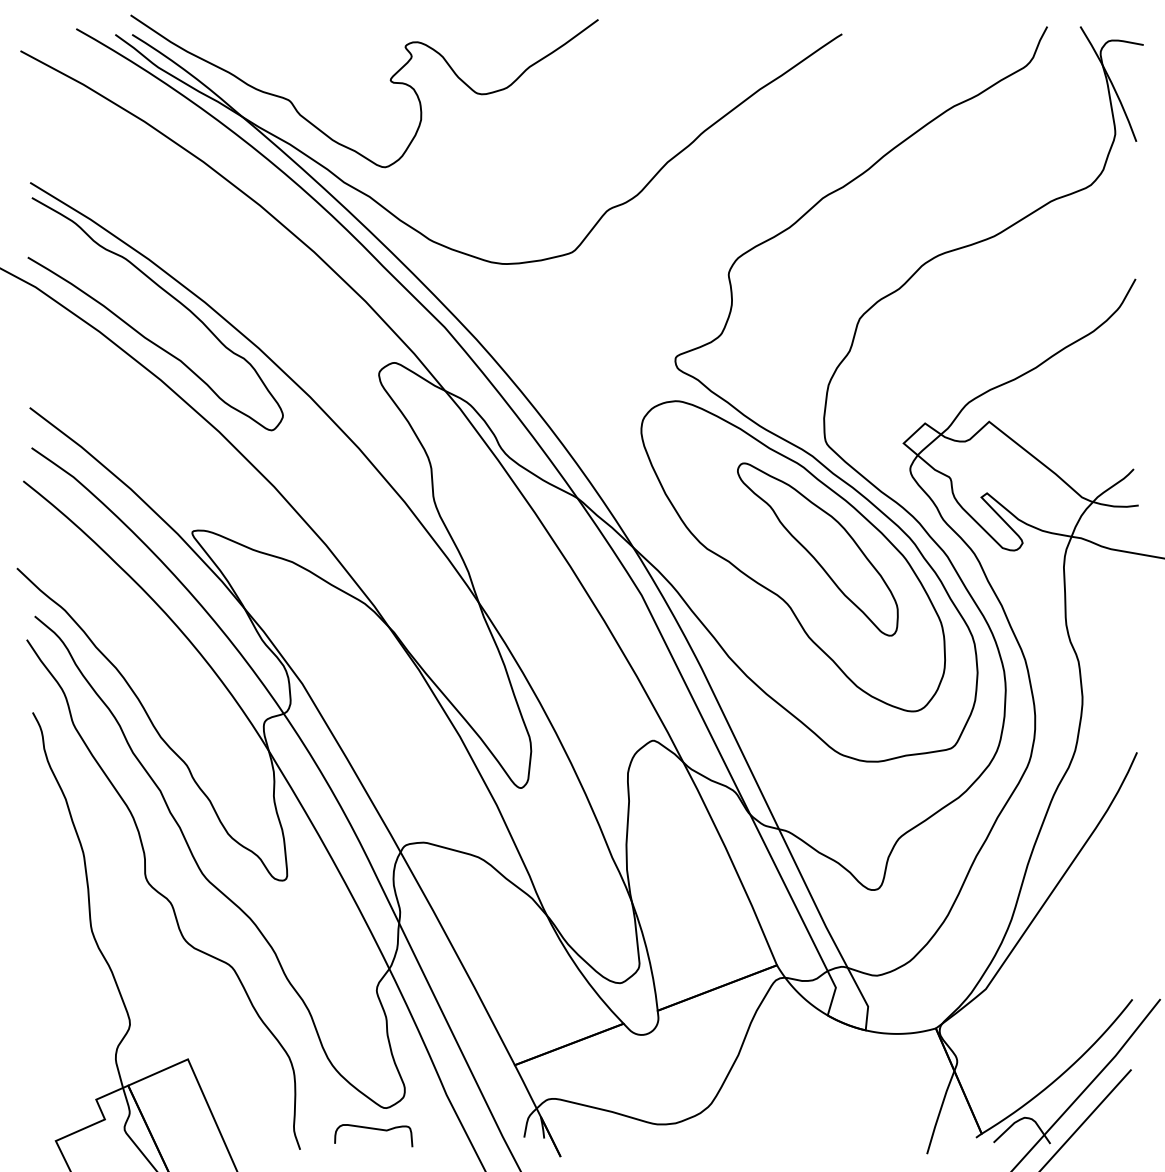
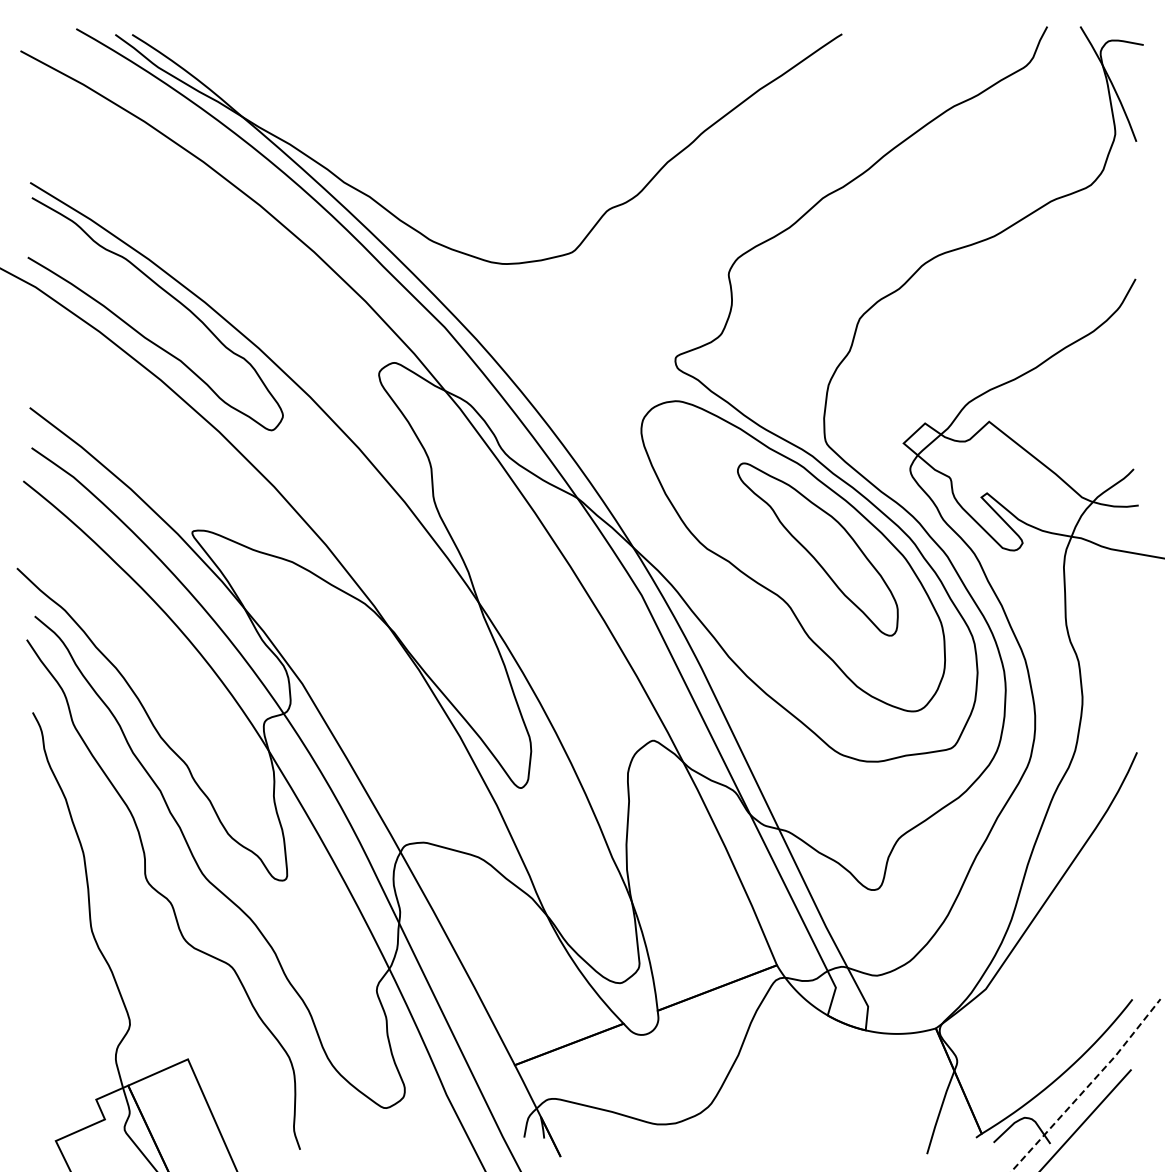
curve: present -> none (389, 80)
line: solid -> dashed (1088, 1086)
curve: present -> none (373, 1129)
